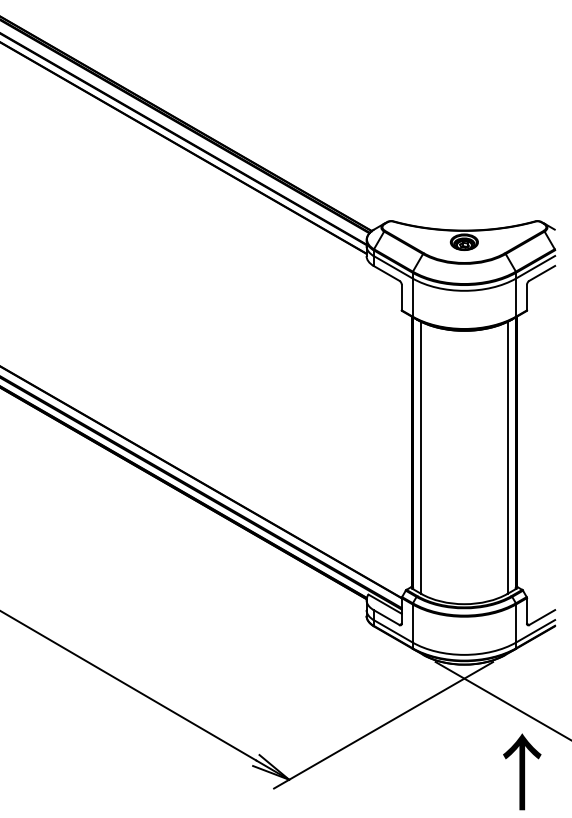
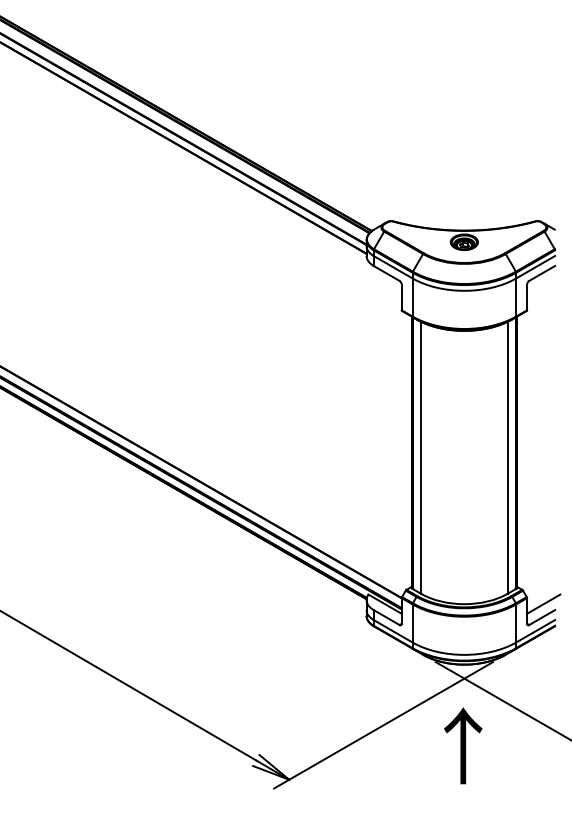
line: none -> present (543, 603)
text position: (522, 771) -> (463, 745) (463, 745)
